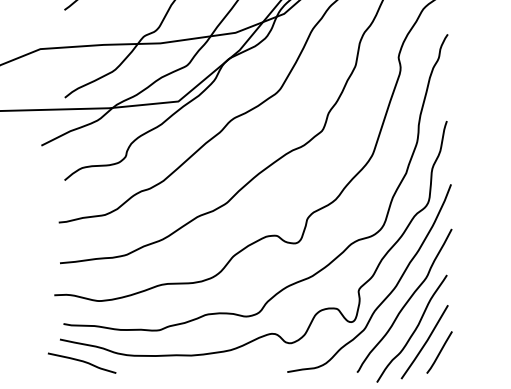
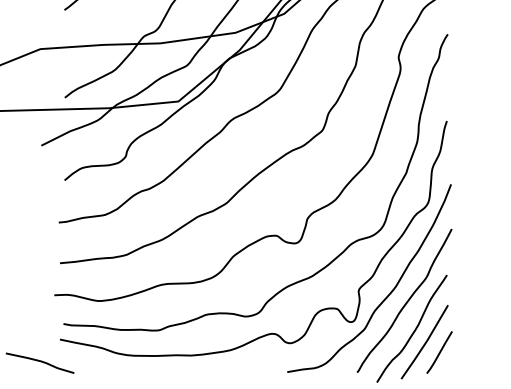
curve position: (81, 361) -> (39, 361) (39, 361)
